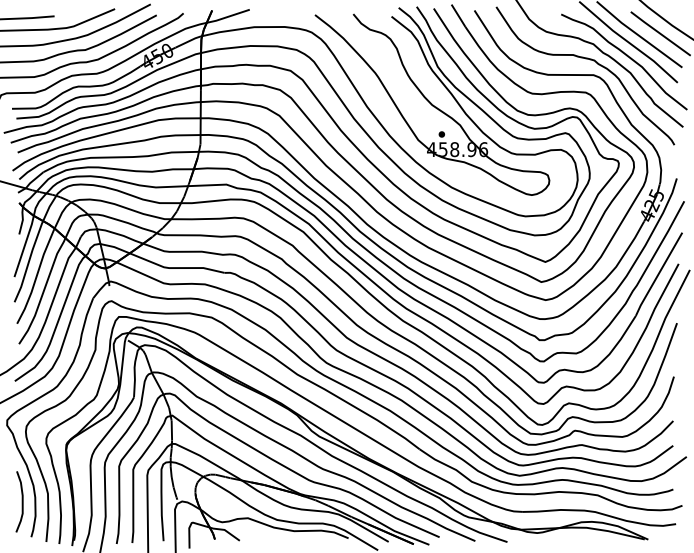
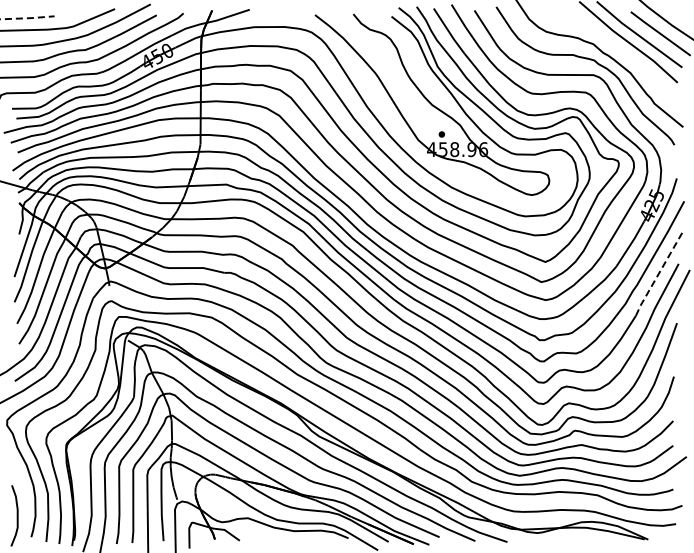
line: solid -> dashed (28, 18)
curve: present -> none (627, 57)
line: solid -> dashed (658, 274)
curve position: (21, 501) -> (16, 515) (16, 515)
